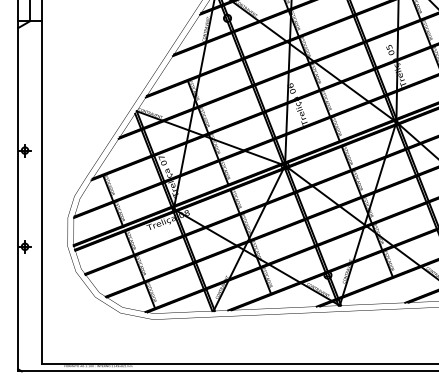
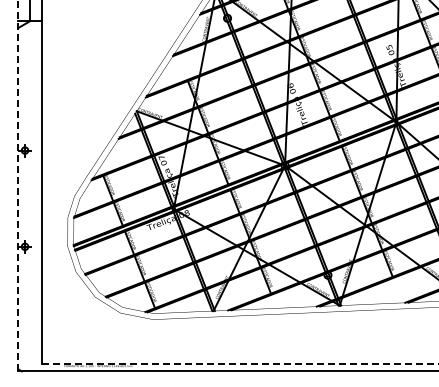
line: solid -> dashed (18, 185)
line: solid -> dashed (241, 364)
